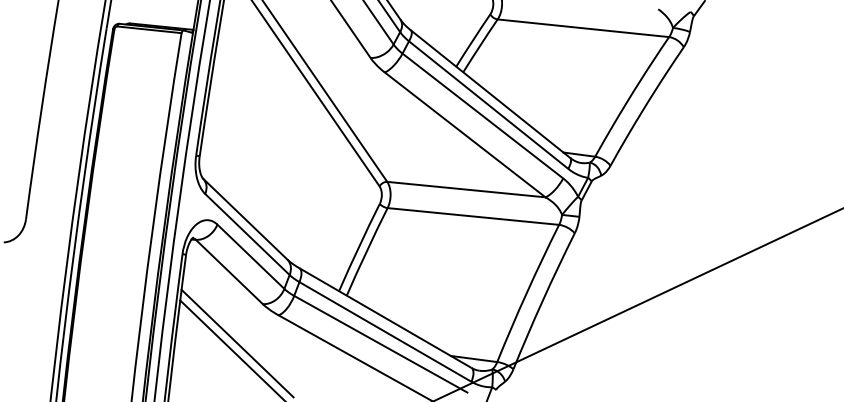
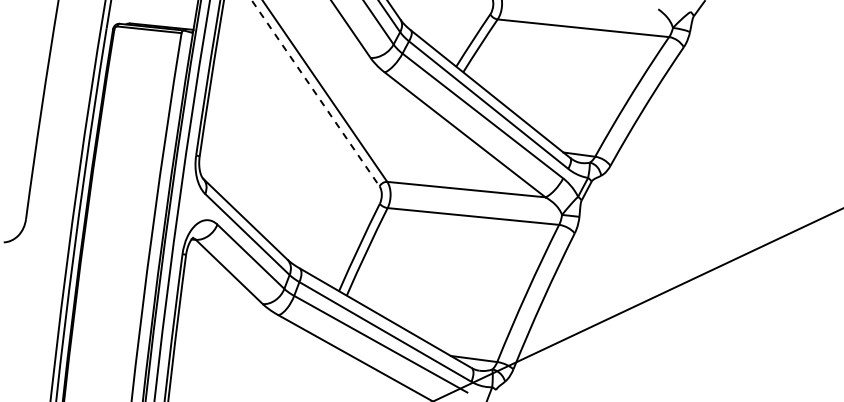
line: solid -> dashed (315, 93)
line: present -> none (237, 343)
line: present -> none (231, 349)
